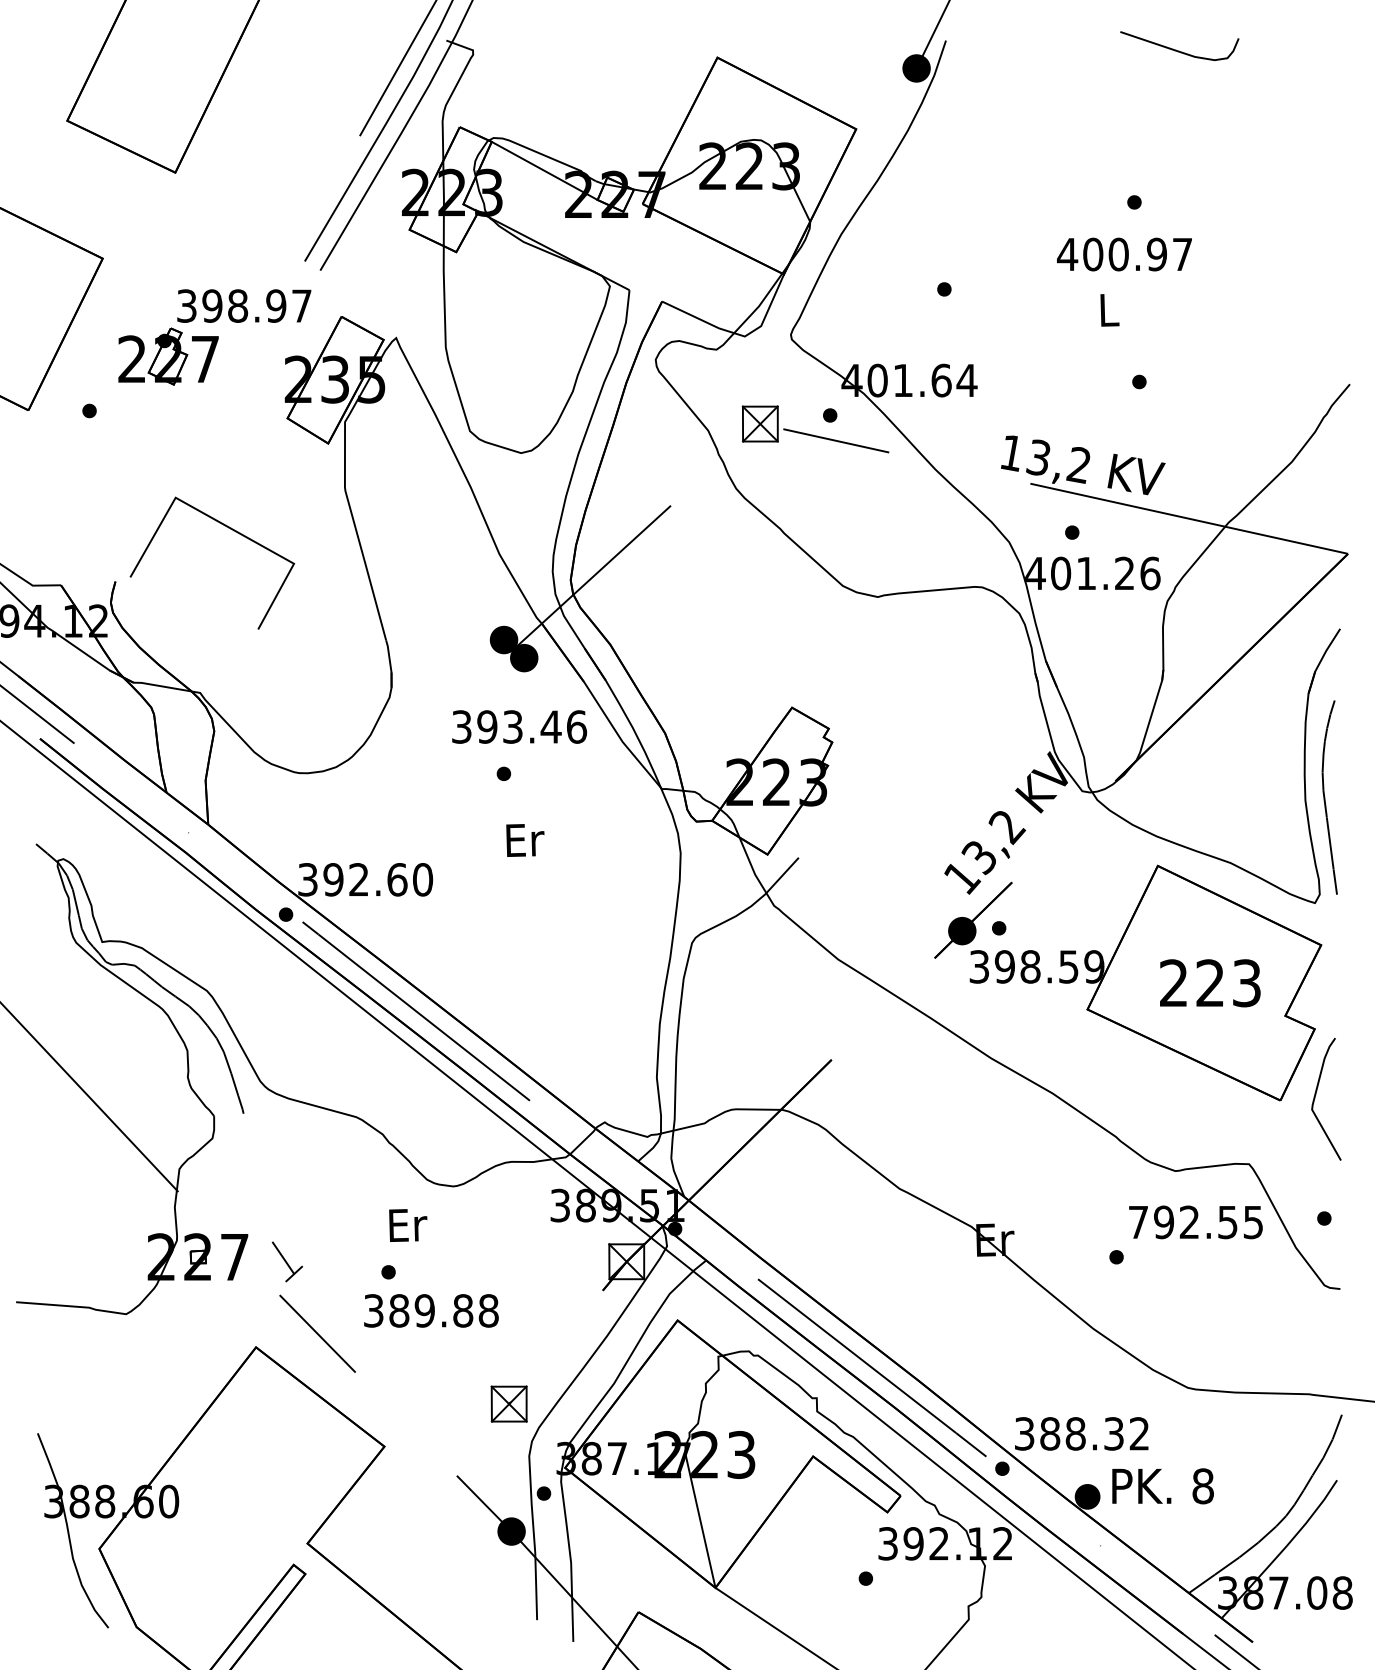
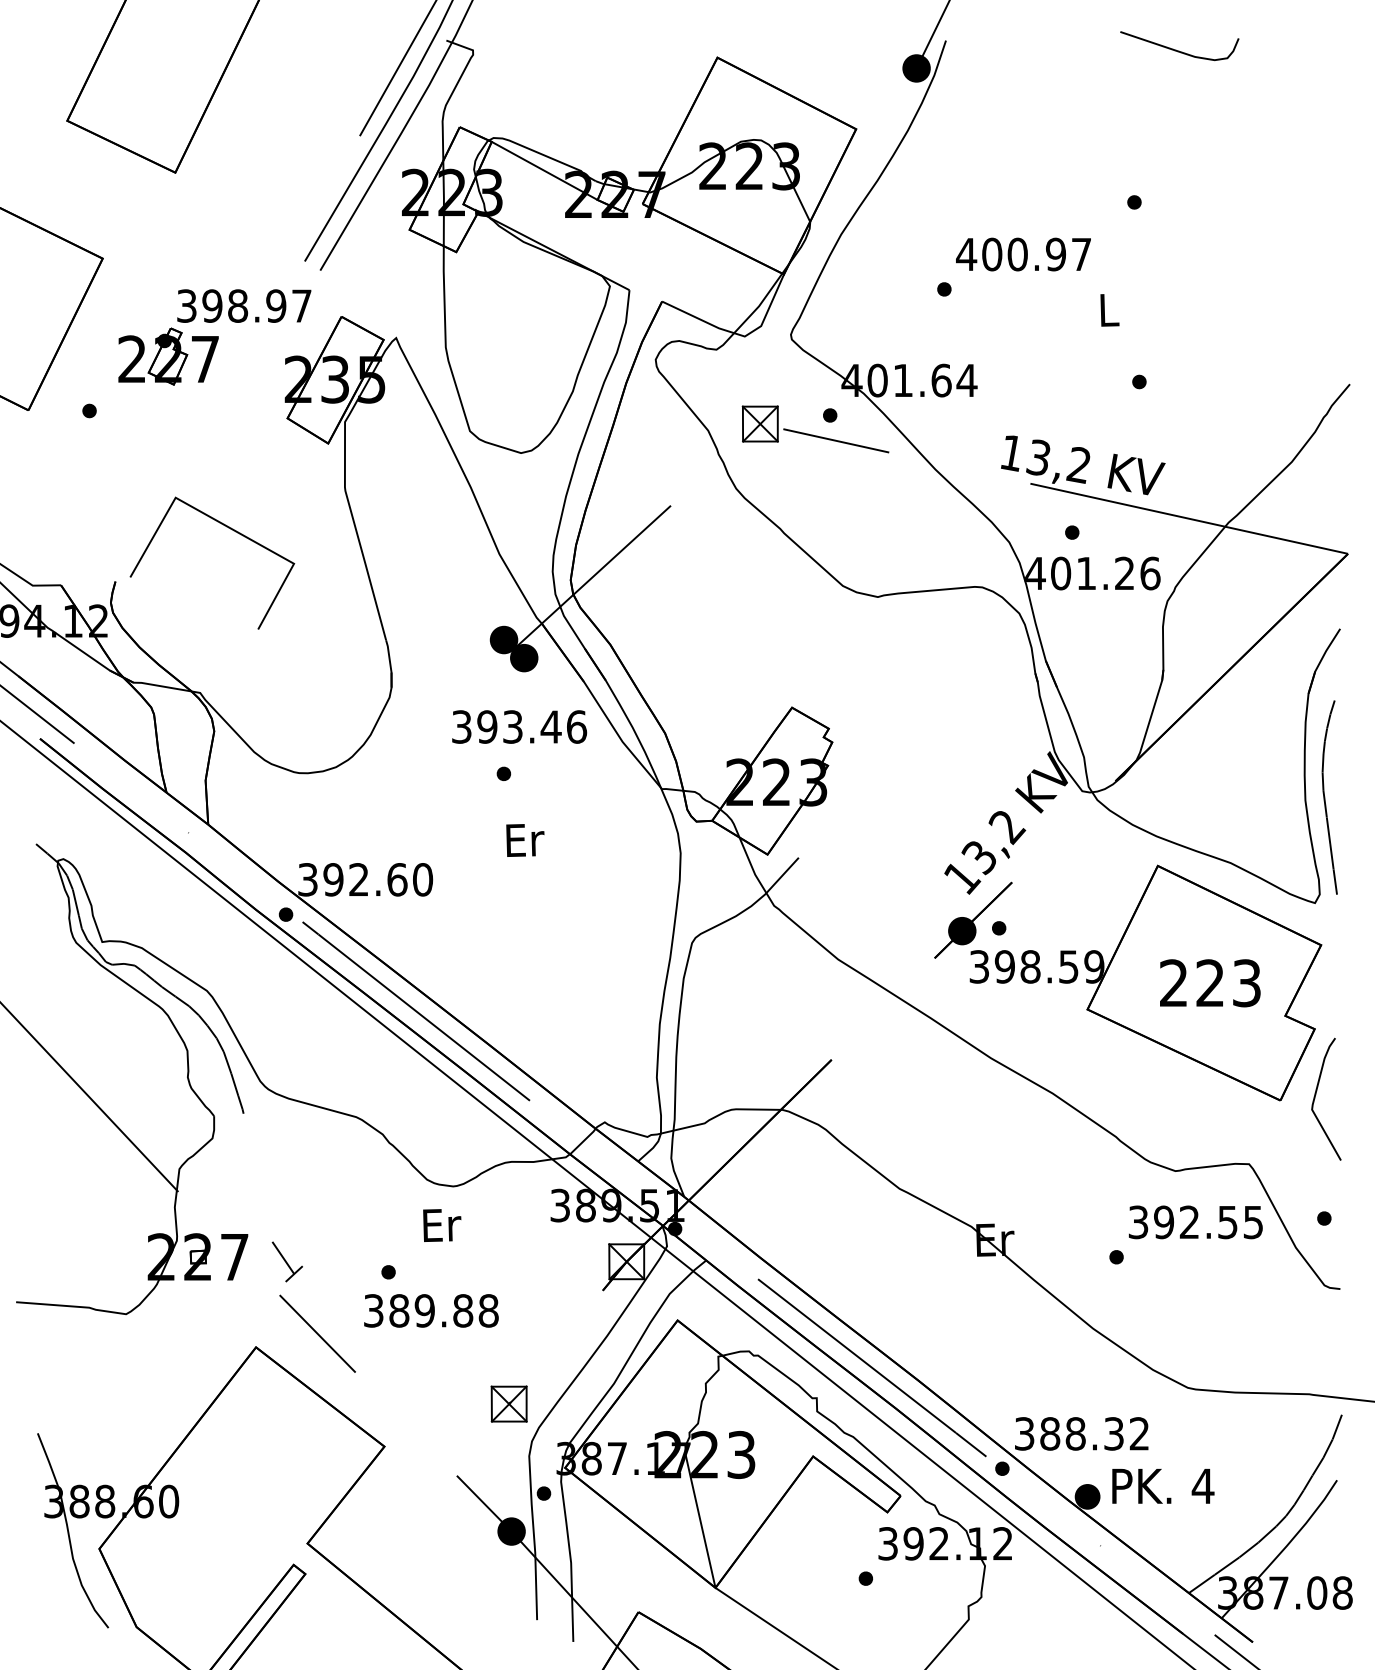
text position: (1124, 254) -> (1023, 254) (1023, 254)
text: 792.55 -> 392.55 (1138, 1222)
text position: (408, 1225) -> (442, 1225) (442, 1225)
text: 8 -> 4 (1202, 1486)
